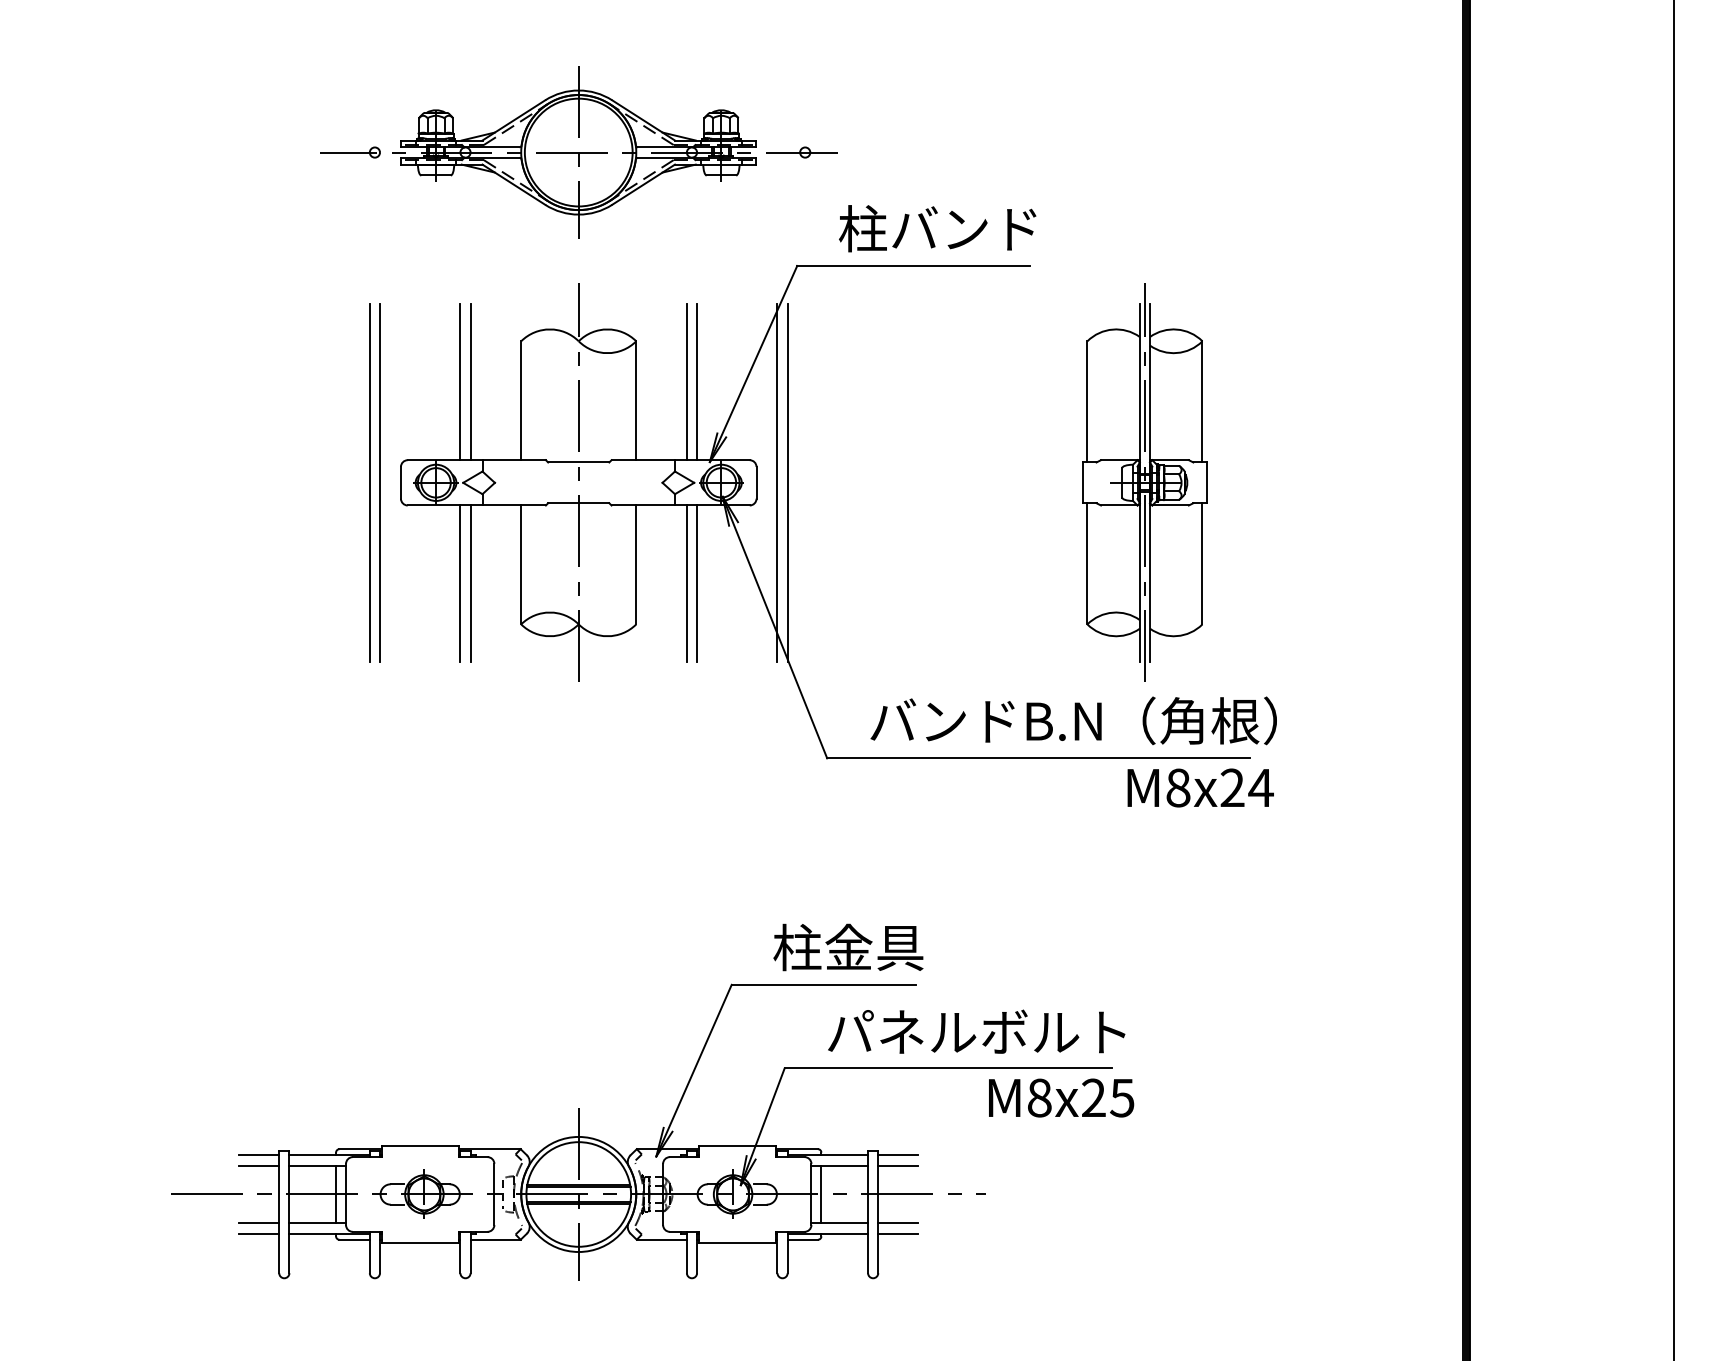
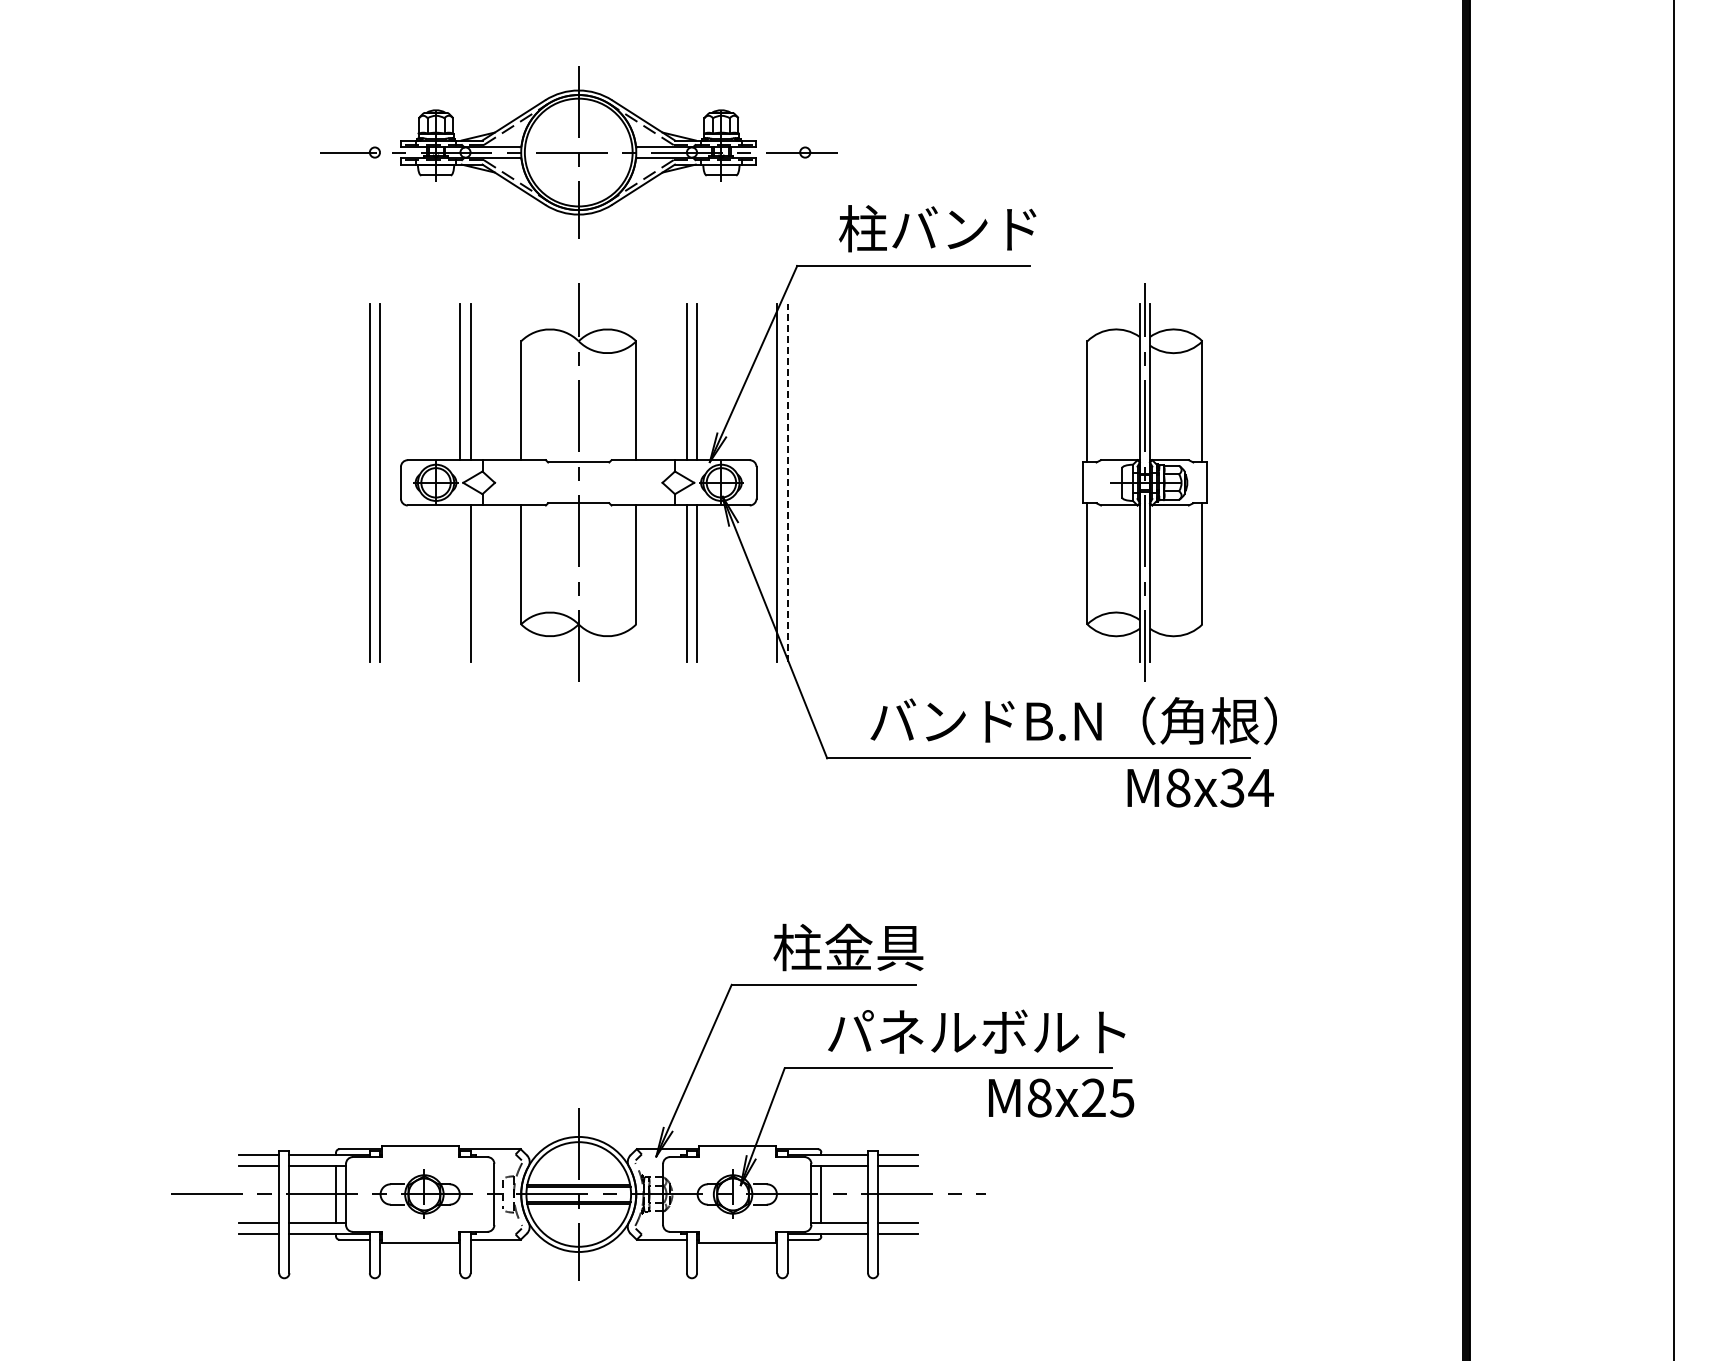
line: solid -> dashed (787, 482)
line: present -> none (460, 583)
text: M8x24 -> M8x34 (1232, 787)
